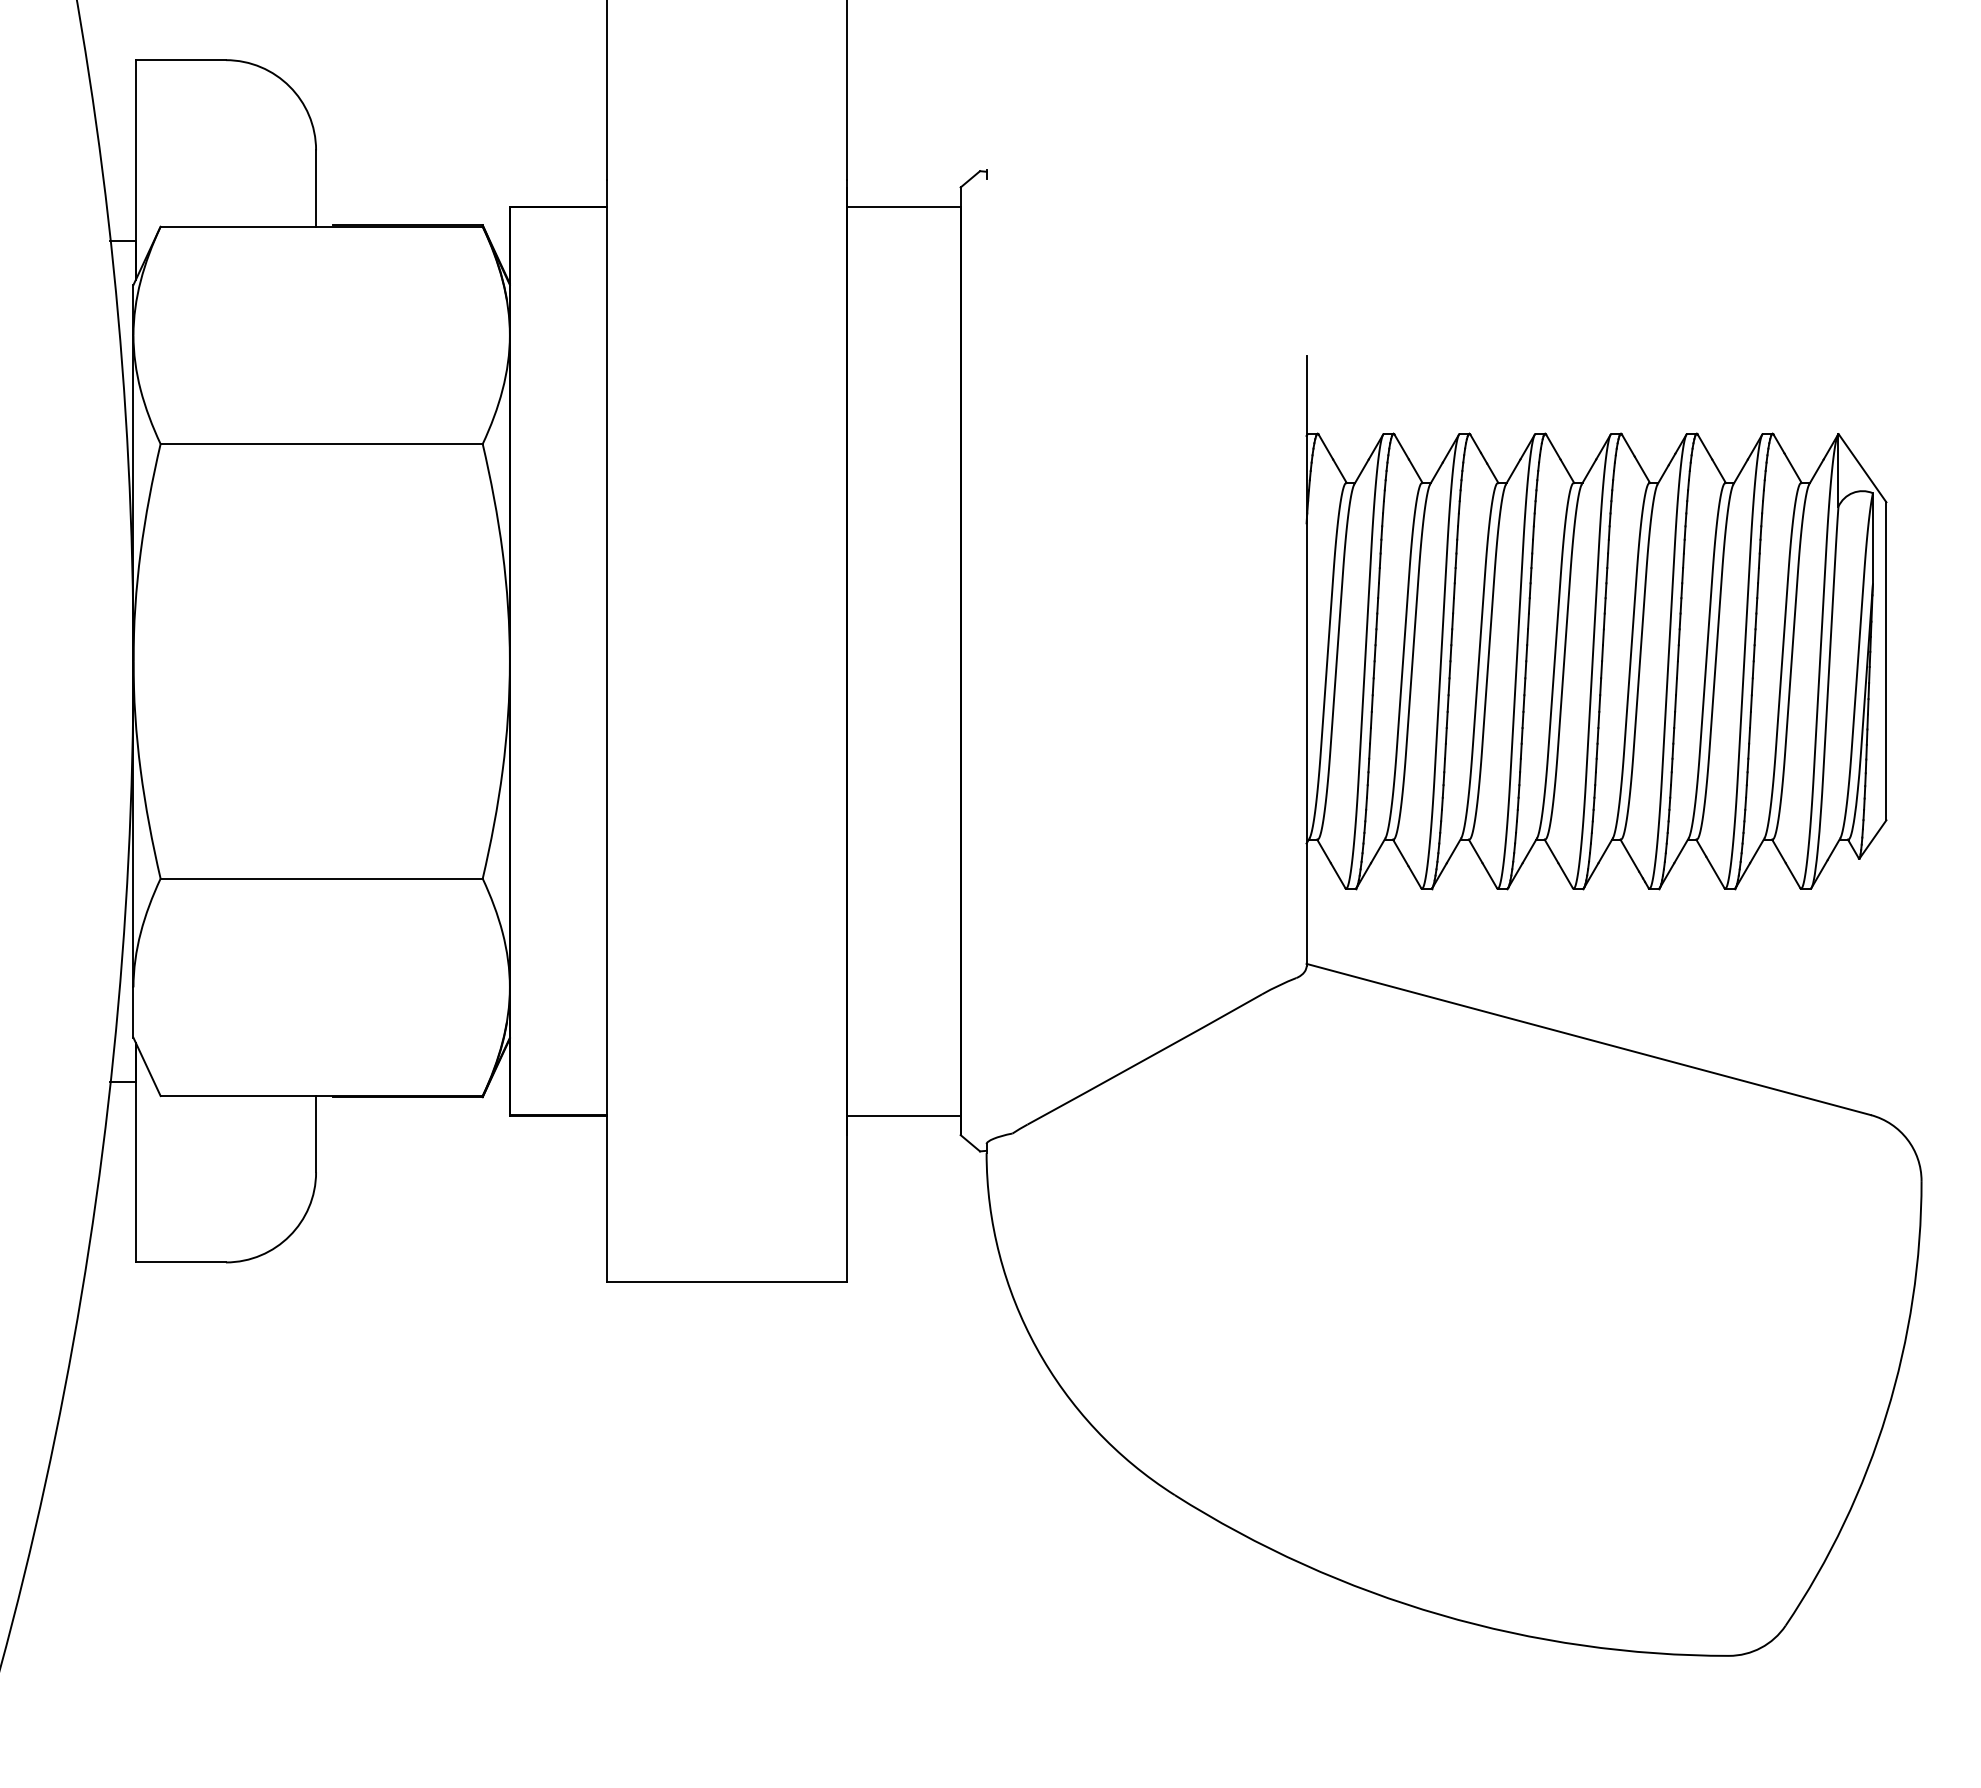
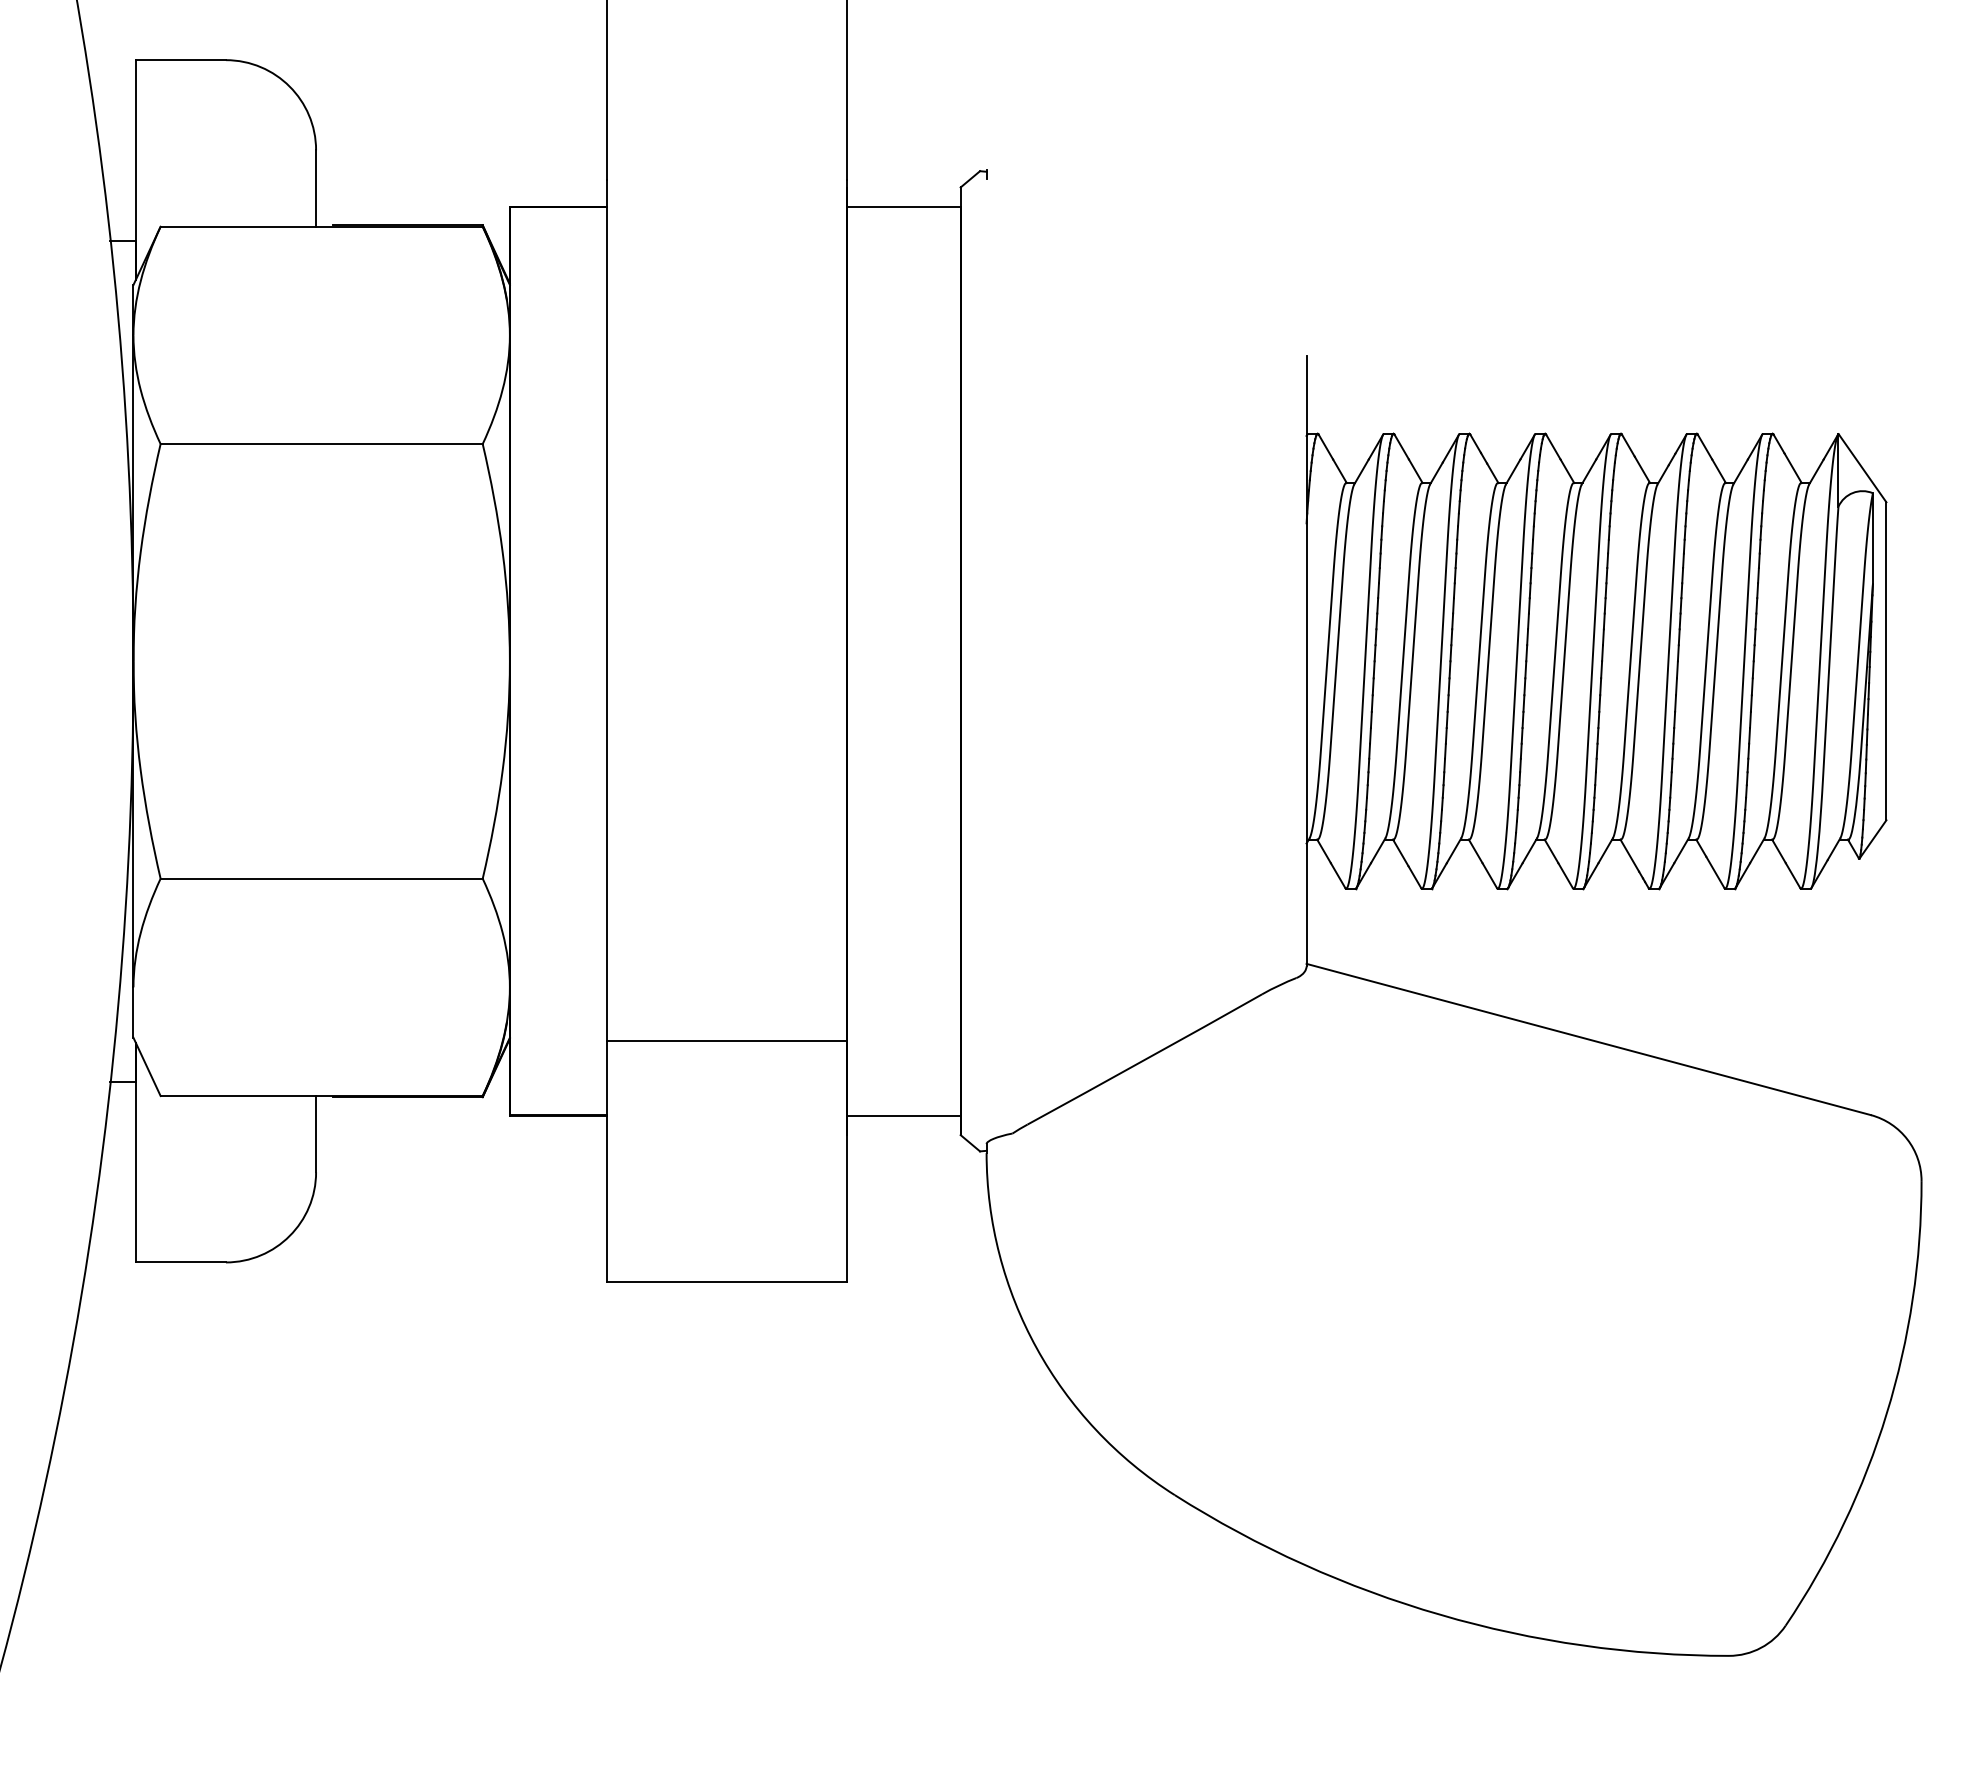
line: none -> present (726, 1041)
